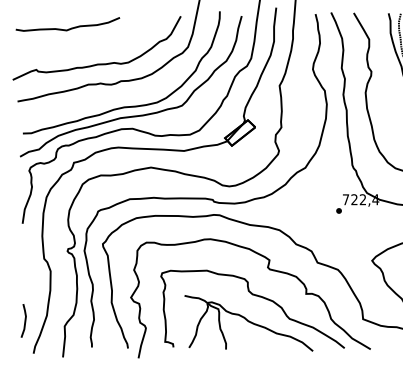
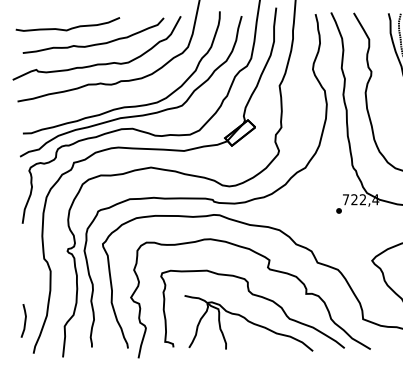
part: none -> present (95, 43)
